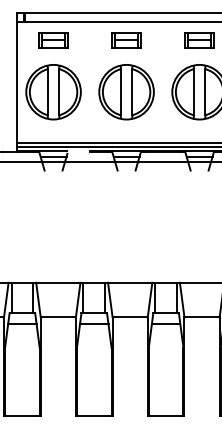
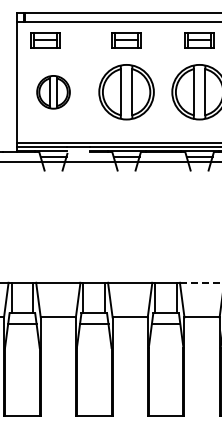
part position: (53, 40) -> (45, 40) (45, 40)
part size: 57x57 px -> 35x35 px (53, 92)
line: solid -> dashed (200, 282)
